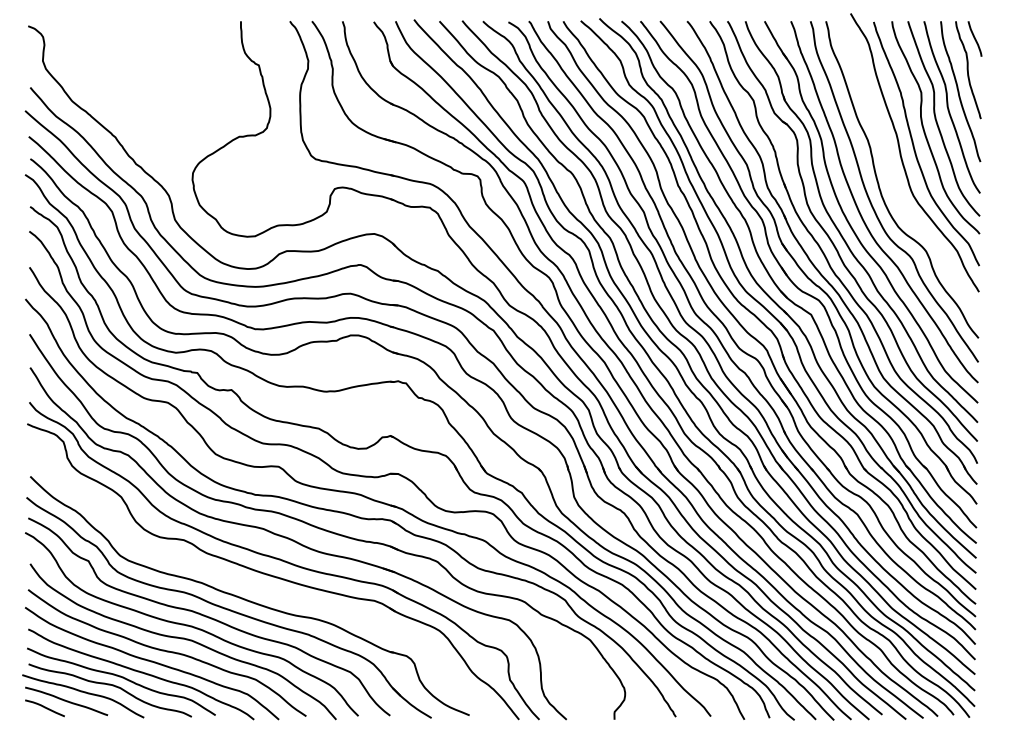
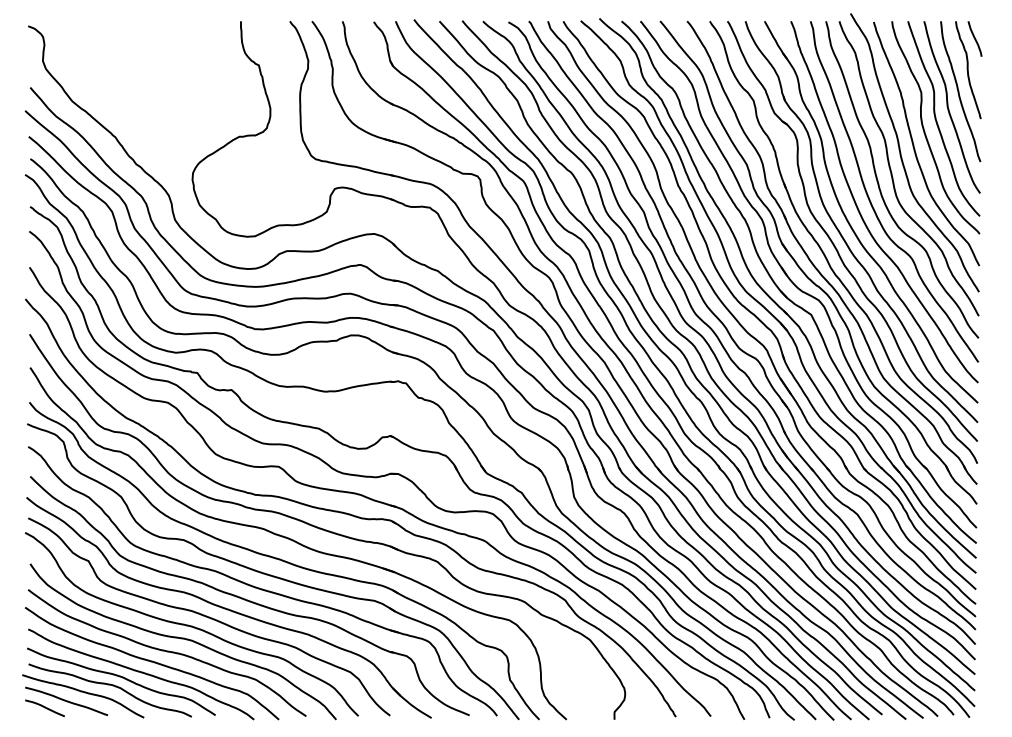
curve: none -> present (892, 172)
part: none -> present (259, 587)
